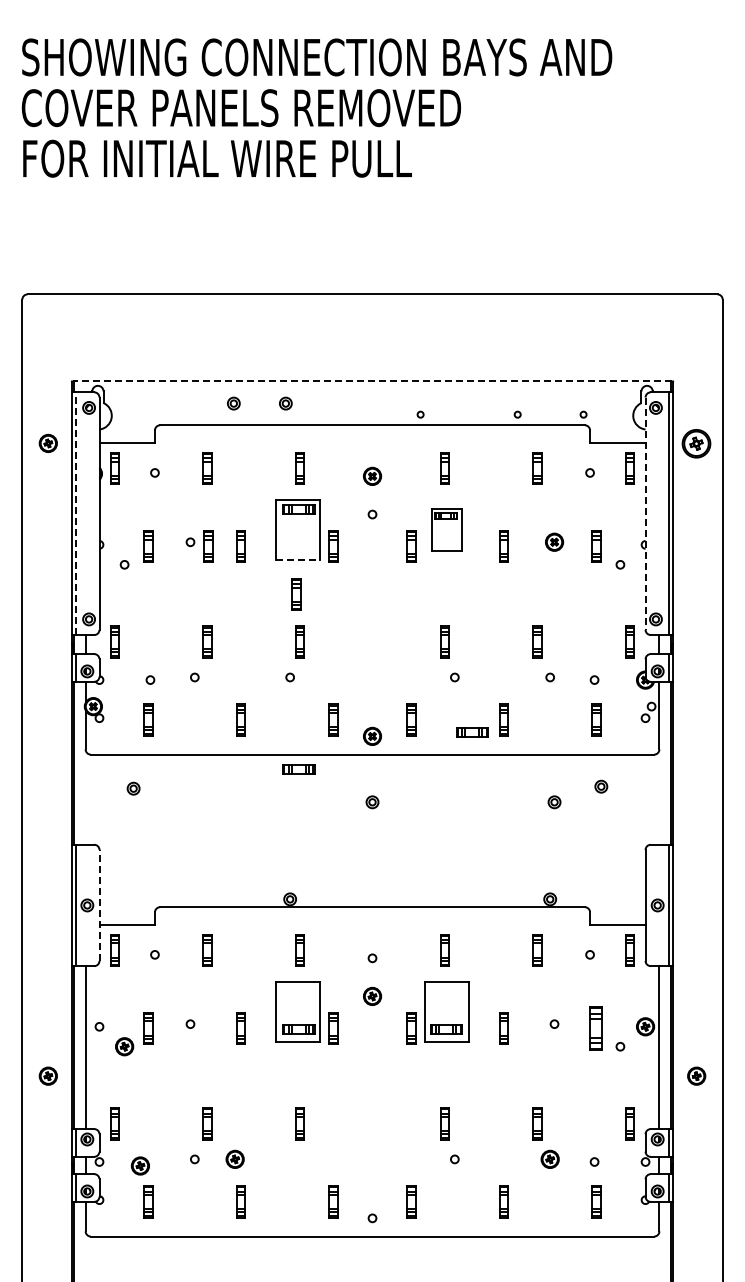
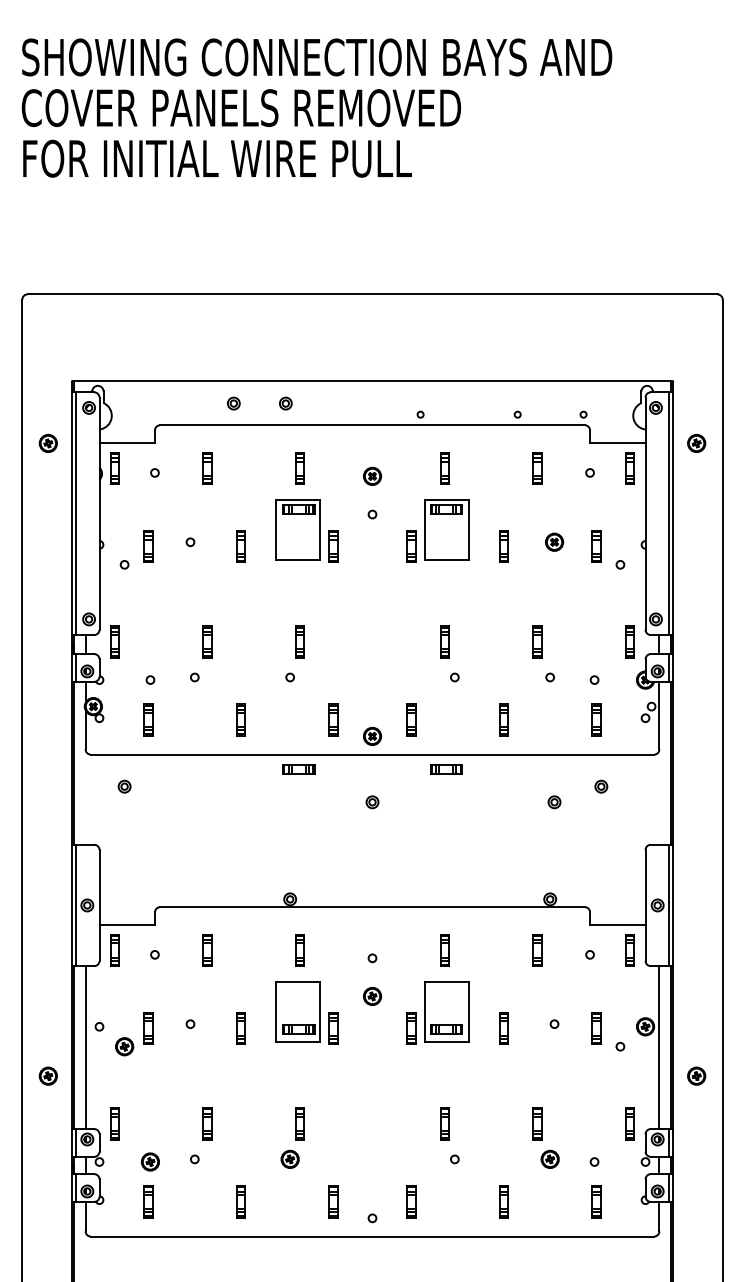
line: dashed -> solid (372, 381)
part size: 31x30 px -> 20x20 px (696, 442)
line: dashed -> solid (76, 513)
line: dashed -> solid (645, 514)
part size: 32x44 px -> 46x62 px (446, 529)
part: present -> none (208, 546)
line: dashed -> solid (297, 560)
part: present -> none (296, 594)
part position: (472, 732) -> (446, 769) (446, 769)
part position: (133, 788) -> (124, 786) (124, 786)
line: dashed -> solid (99, 904)
part size: 14x45 px -> 11x33 px (596, 1028)
part position: (234, 1158) -> (289, 1158) (289, 1158)
part position: (139, 1165) -> (149, 1161) (149, 1161)
